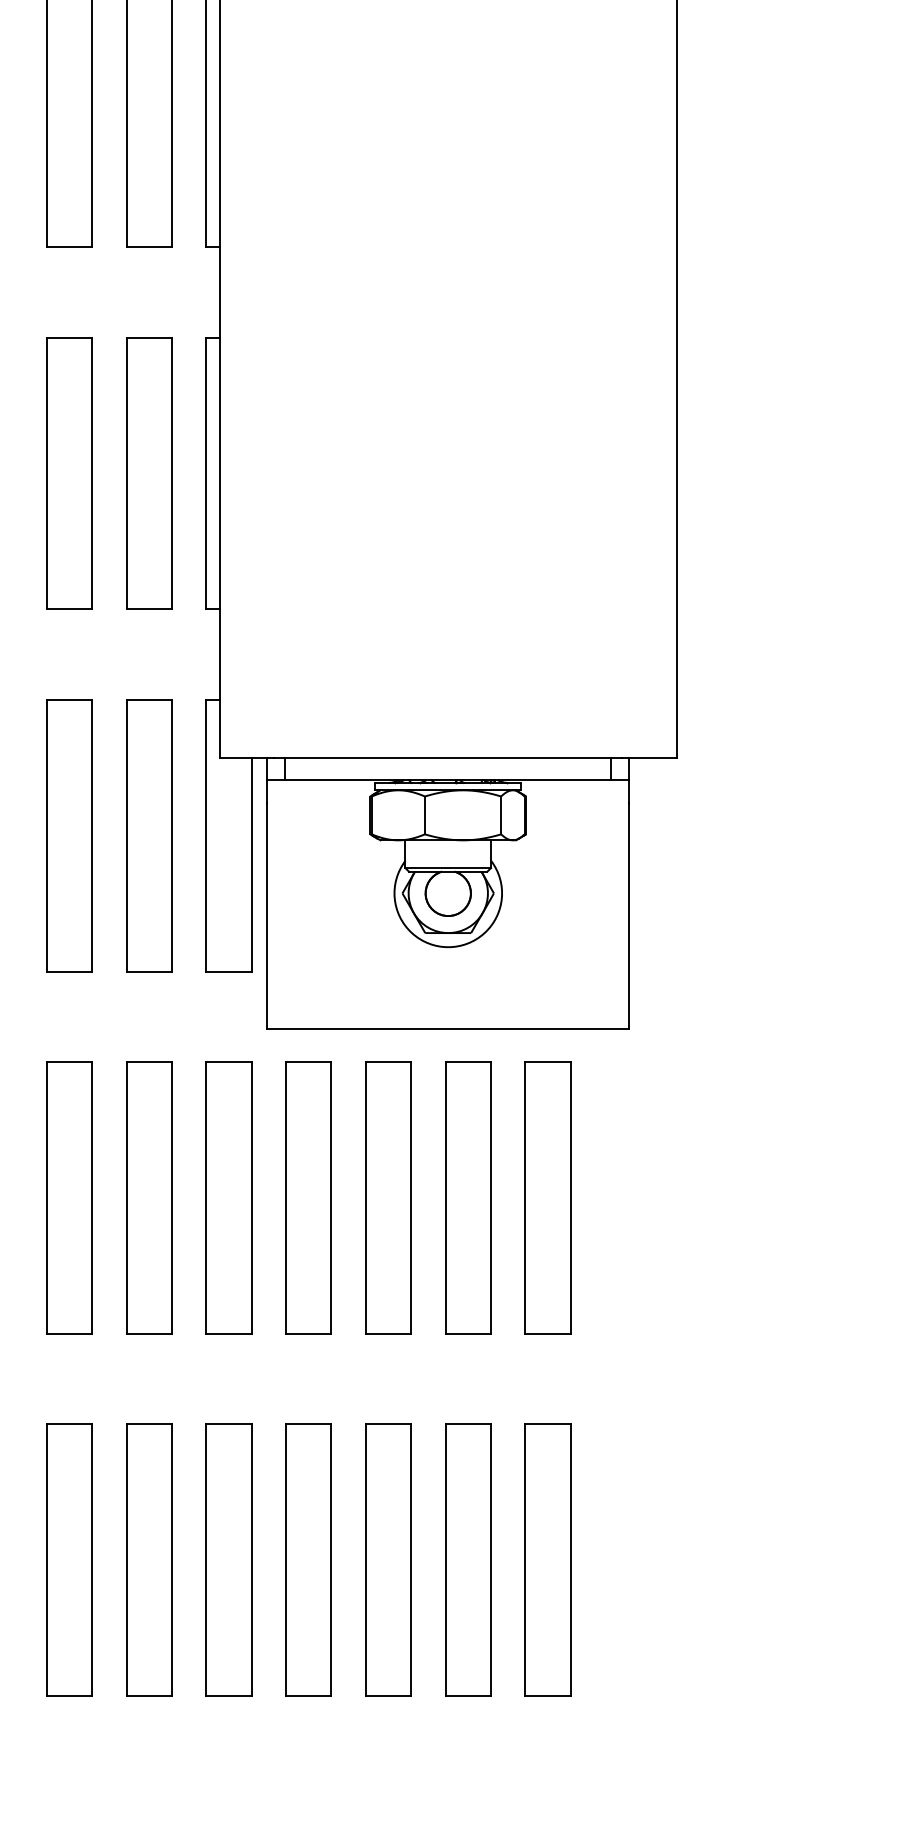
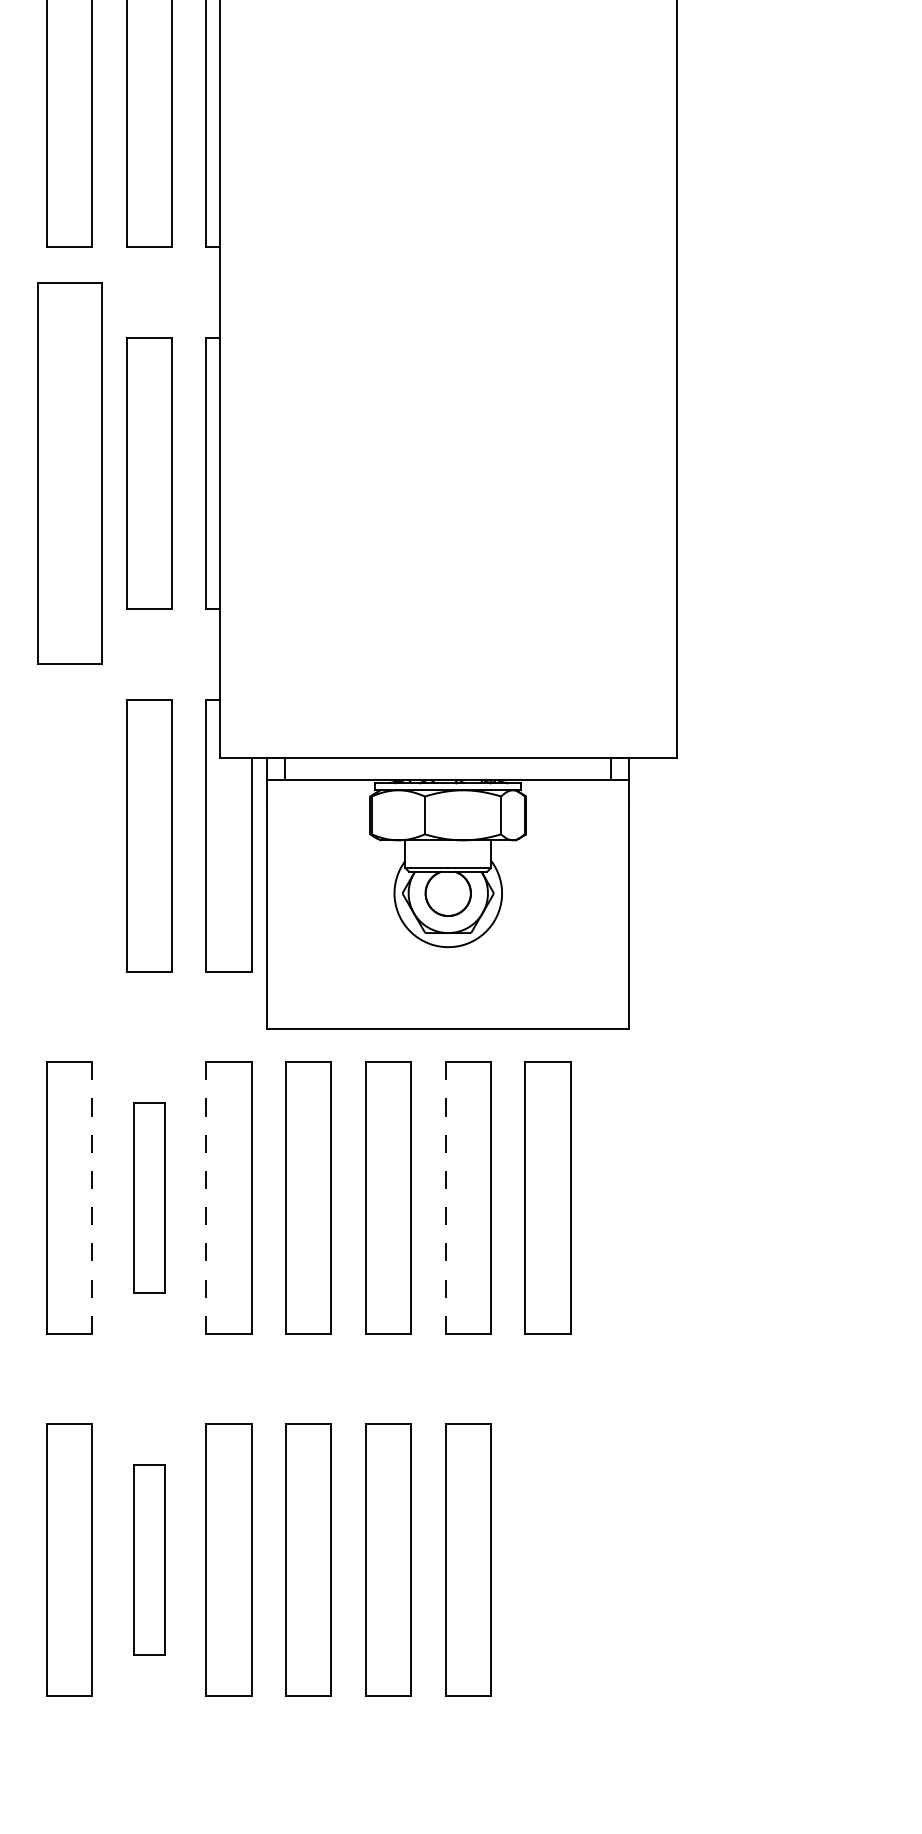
part size: 47x273 px -> 66x383 px (69, 473)
part: present -> none (69, 835)
part size: 47x274 px -> 33x192 px (149, 1197)
line: solid -> dashed (92, 1198)
line: solid -> dashed (206, 1198)
line: solid -> dashed (445, 1198)
part size: 47x274 px -> 33x192 px (149, 1559)
part: present -> none (547, 1559)
